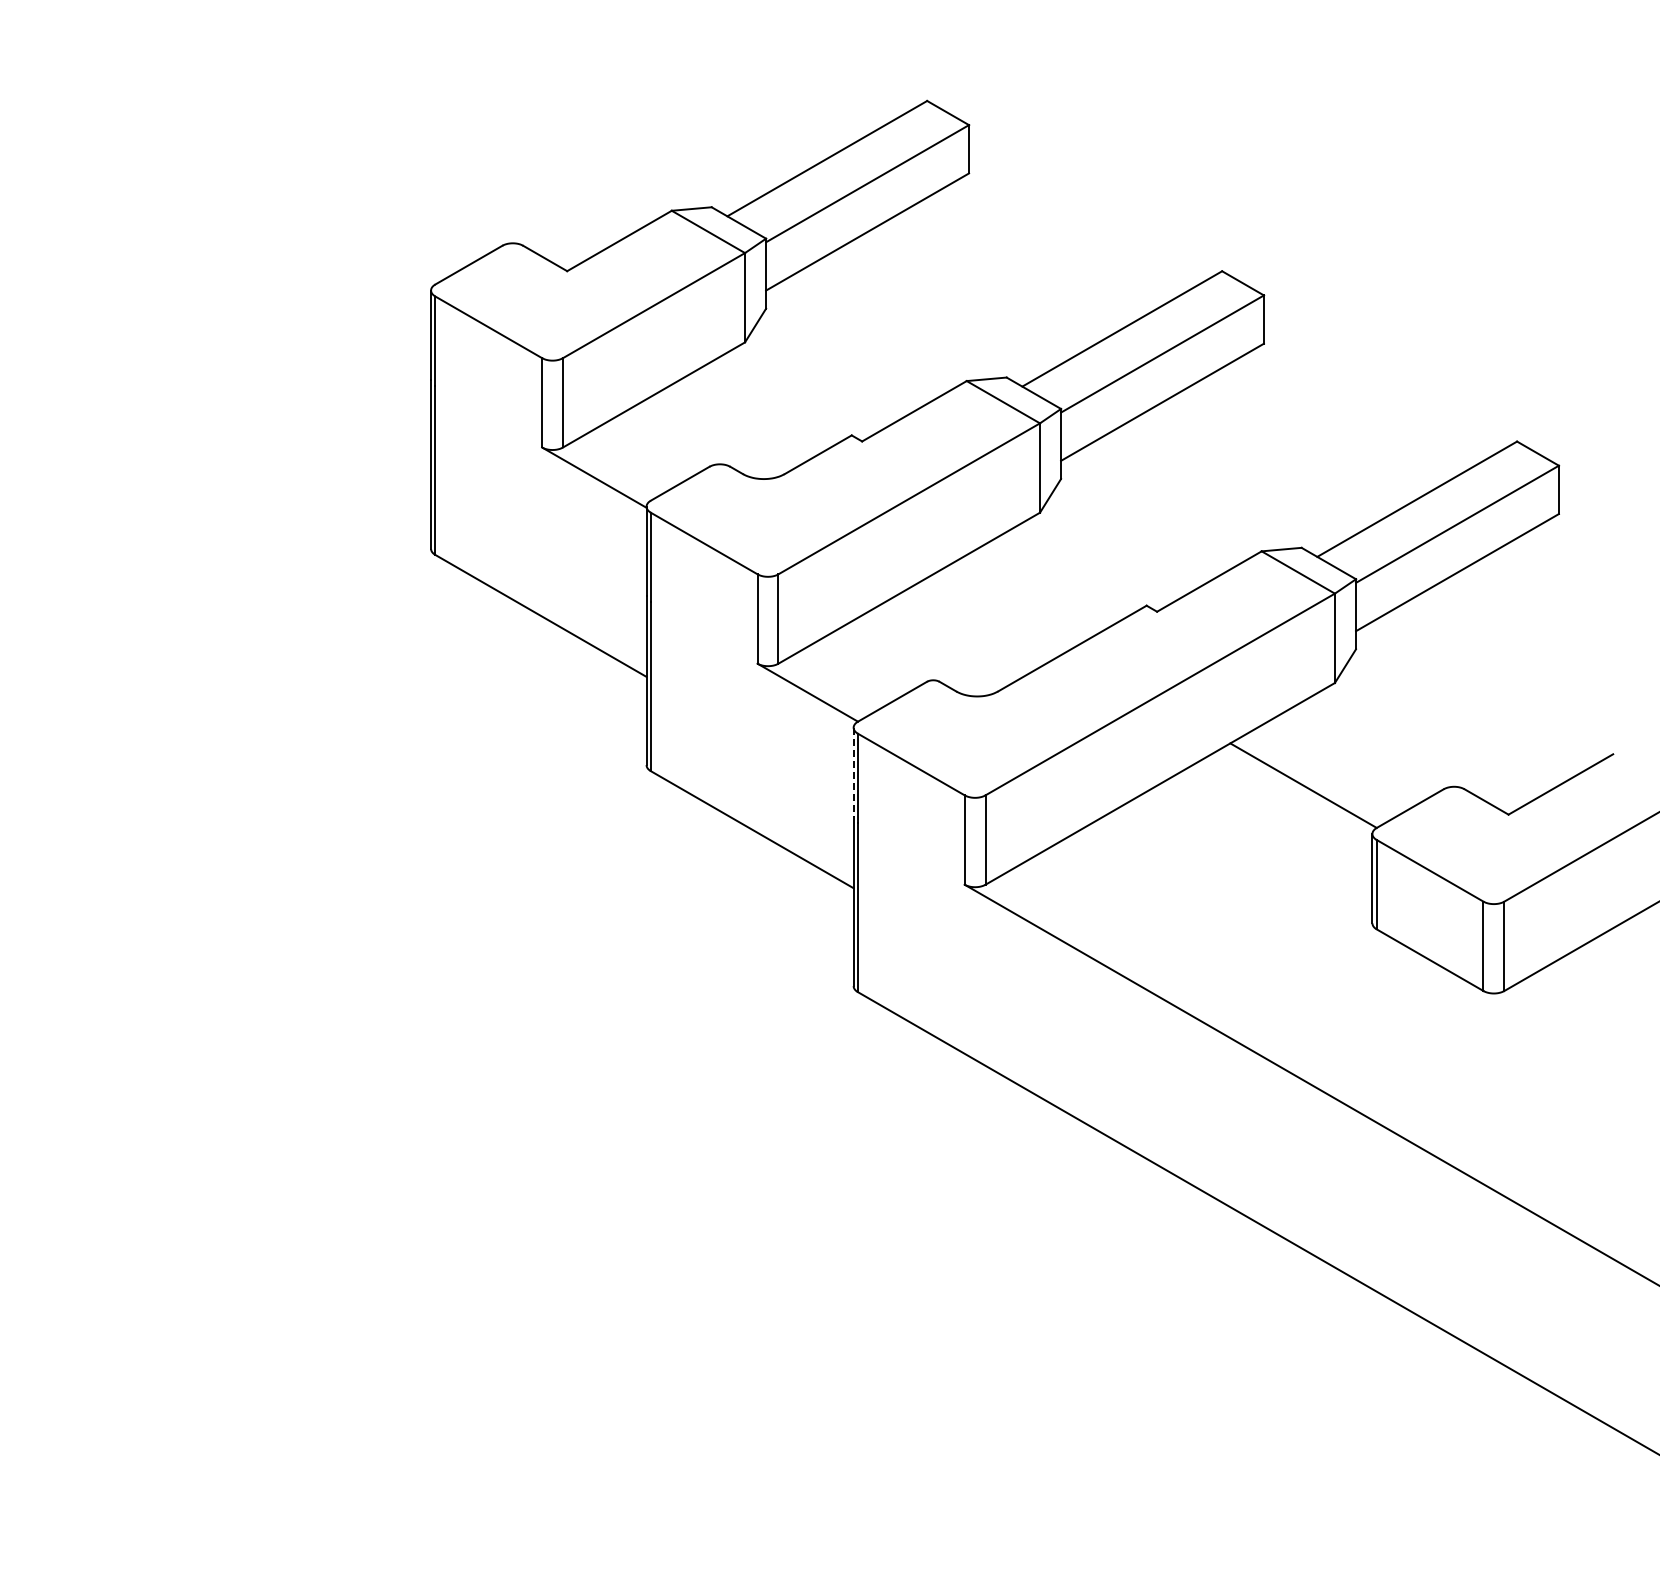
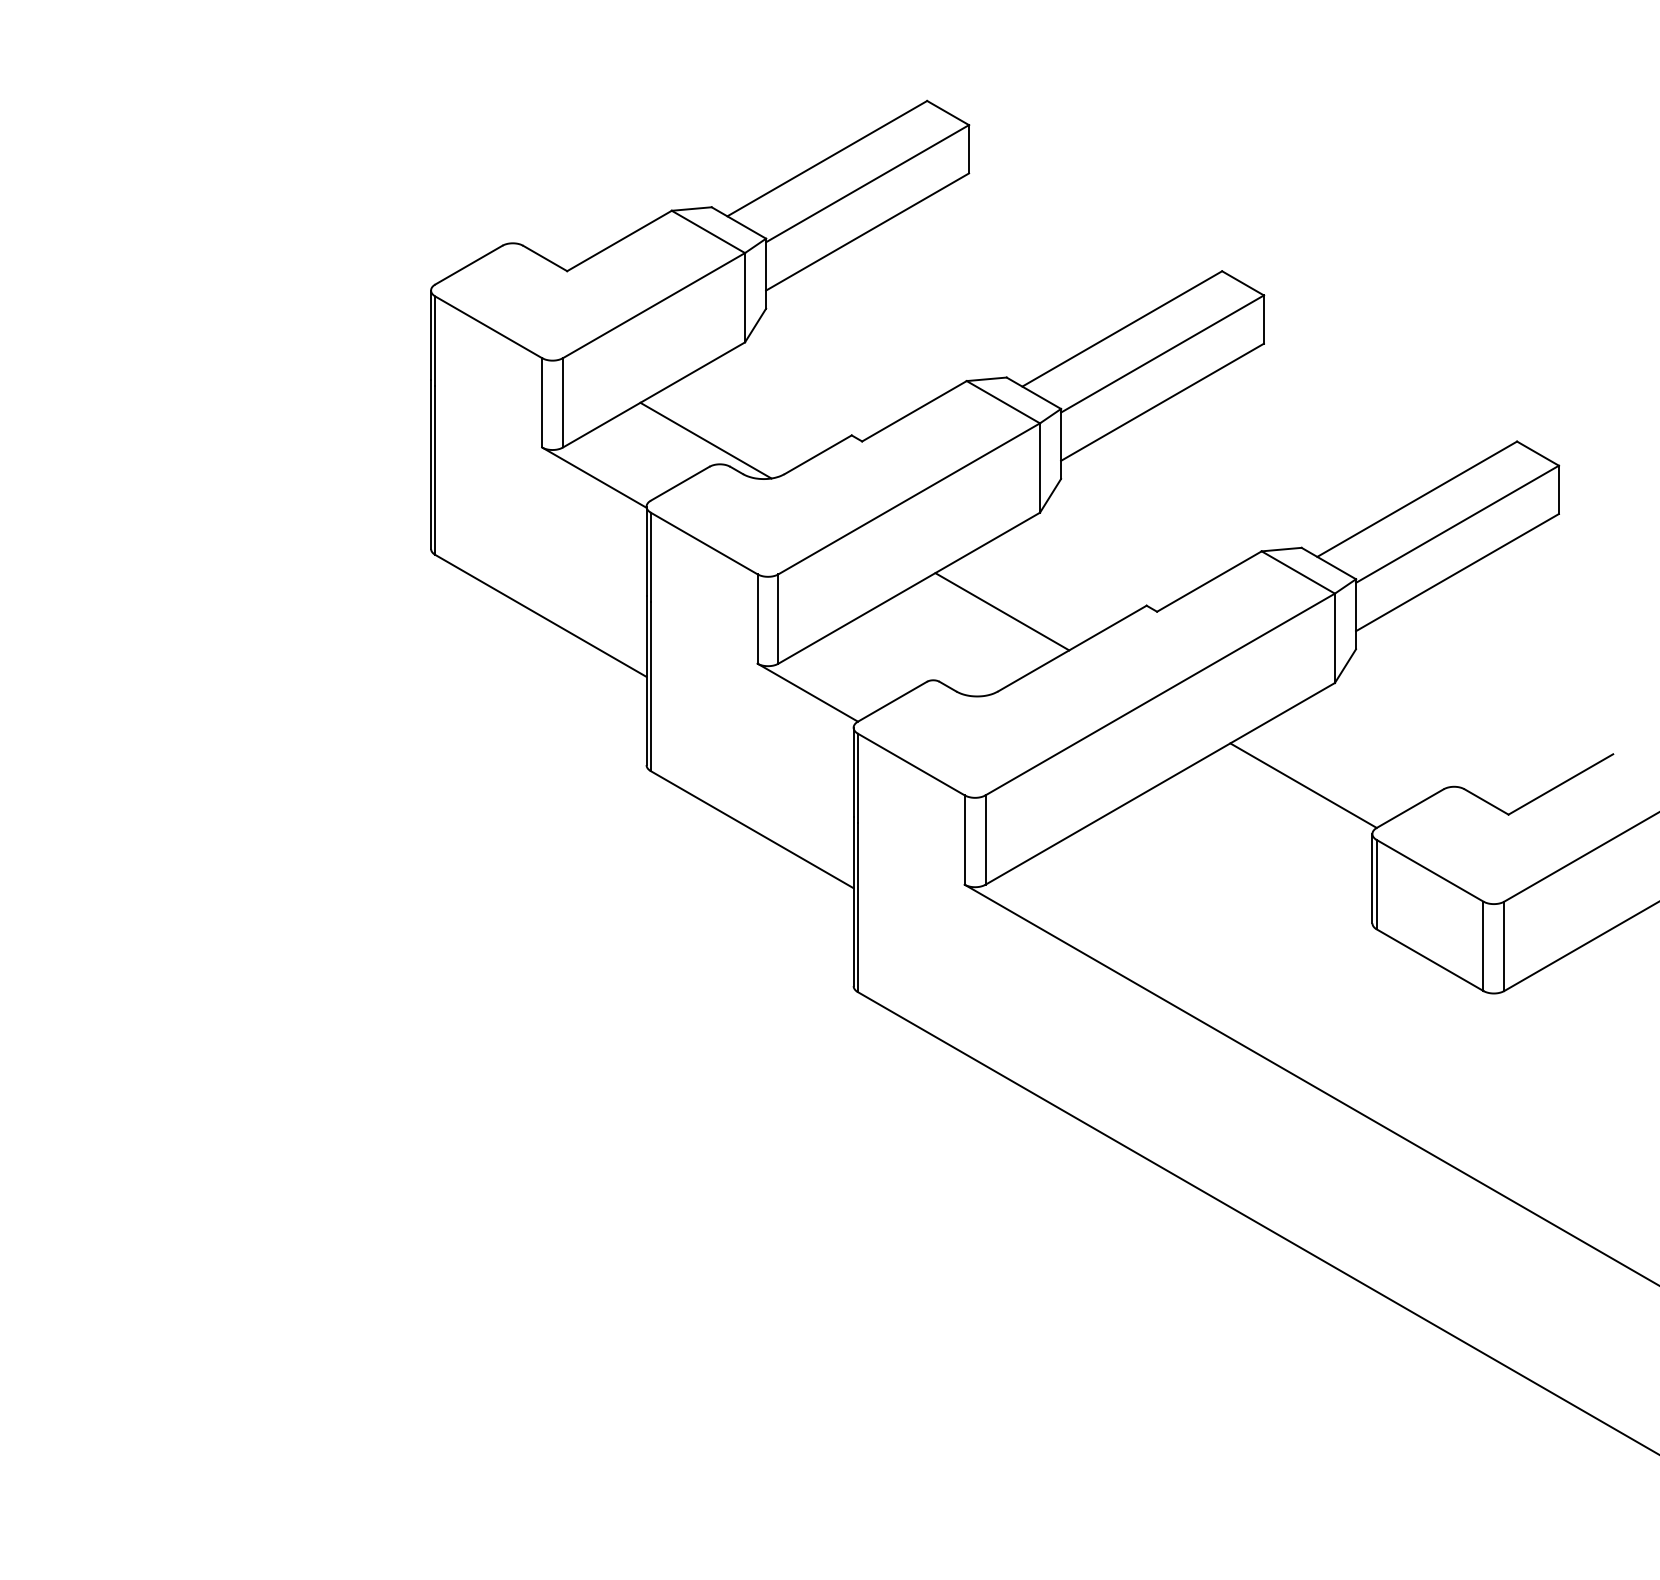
line: none -> present (705, 440)
line: none -> present (1002, 611)
line: dashed -> solid (853, 772)
